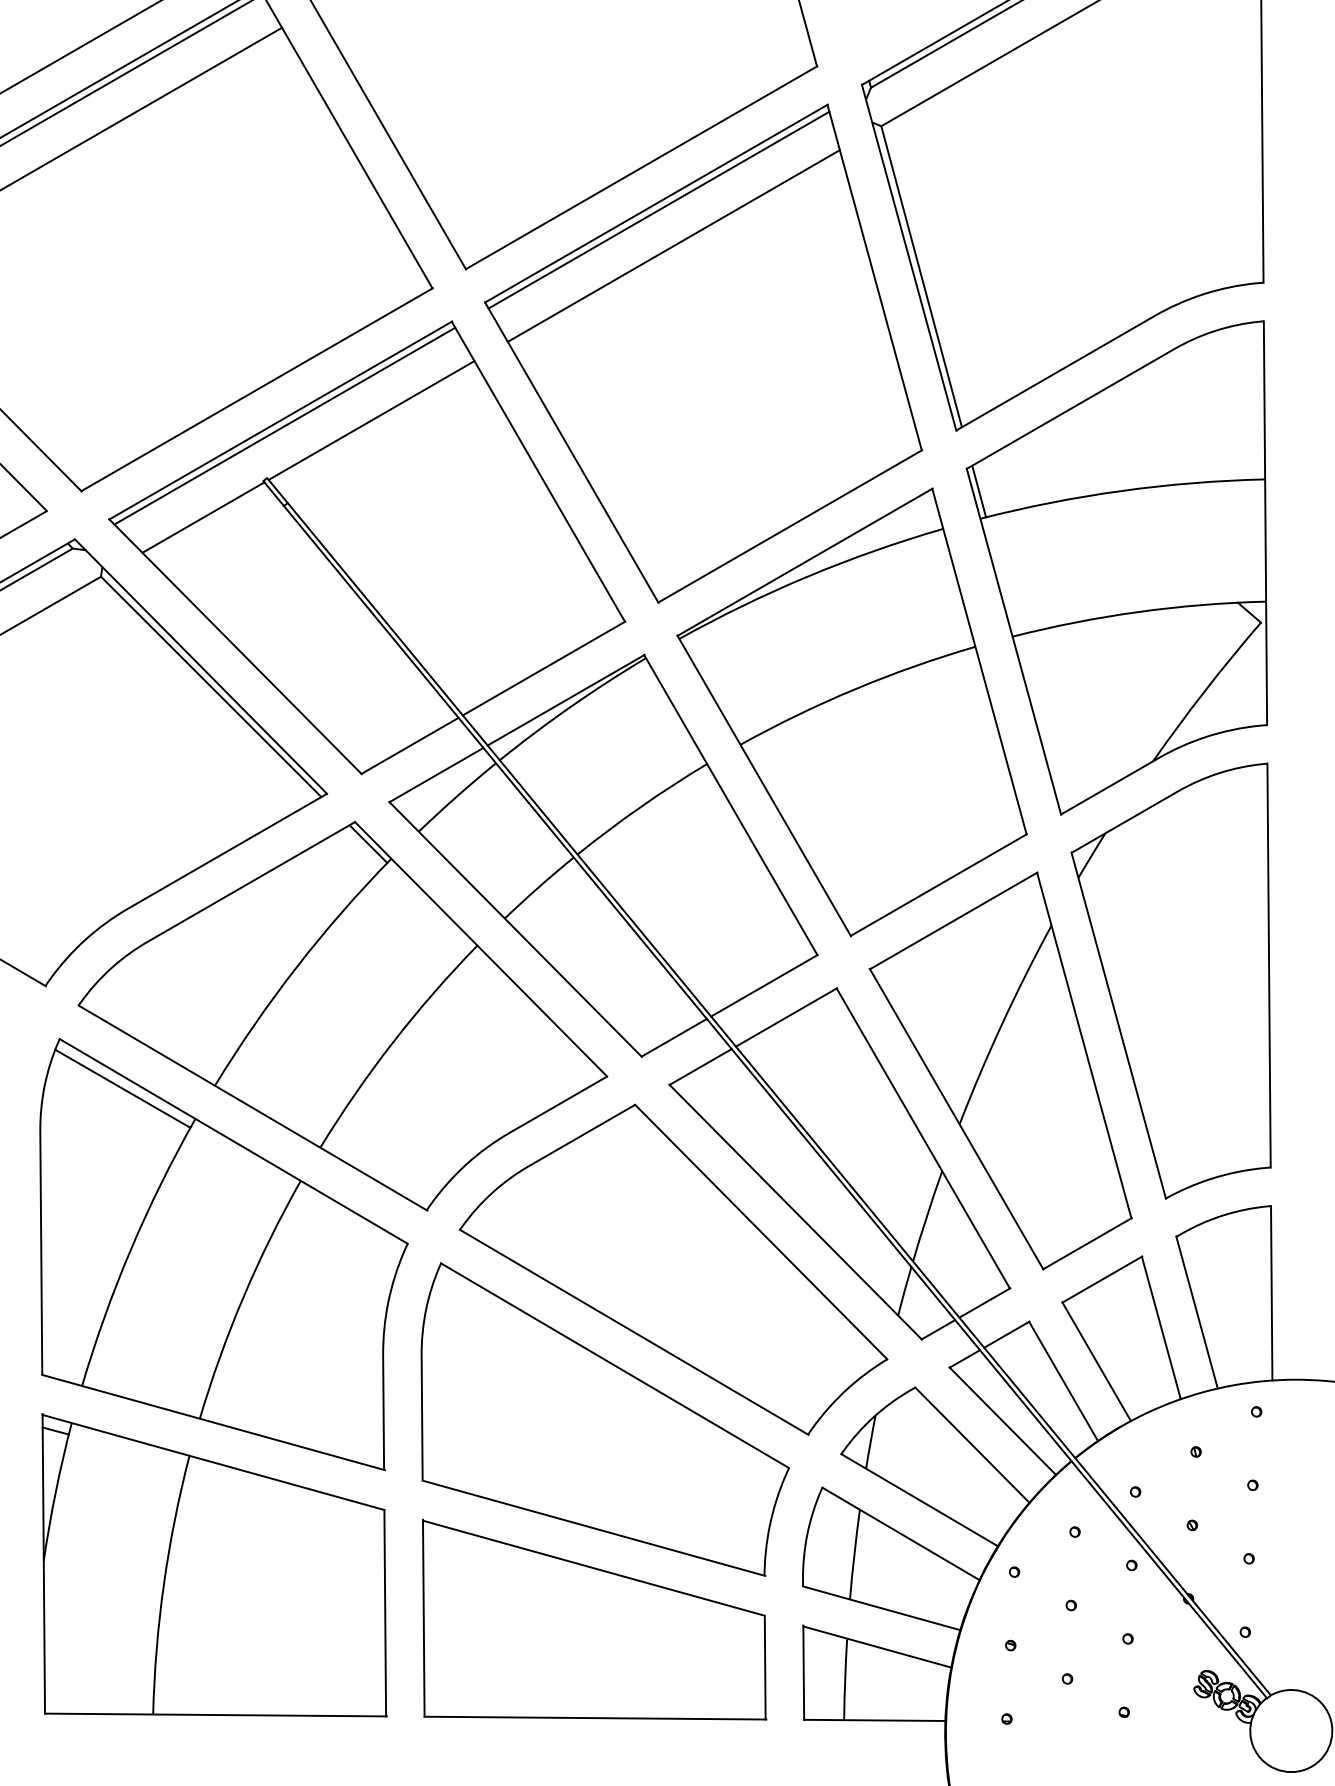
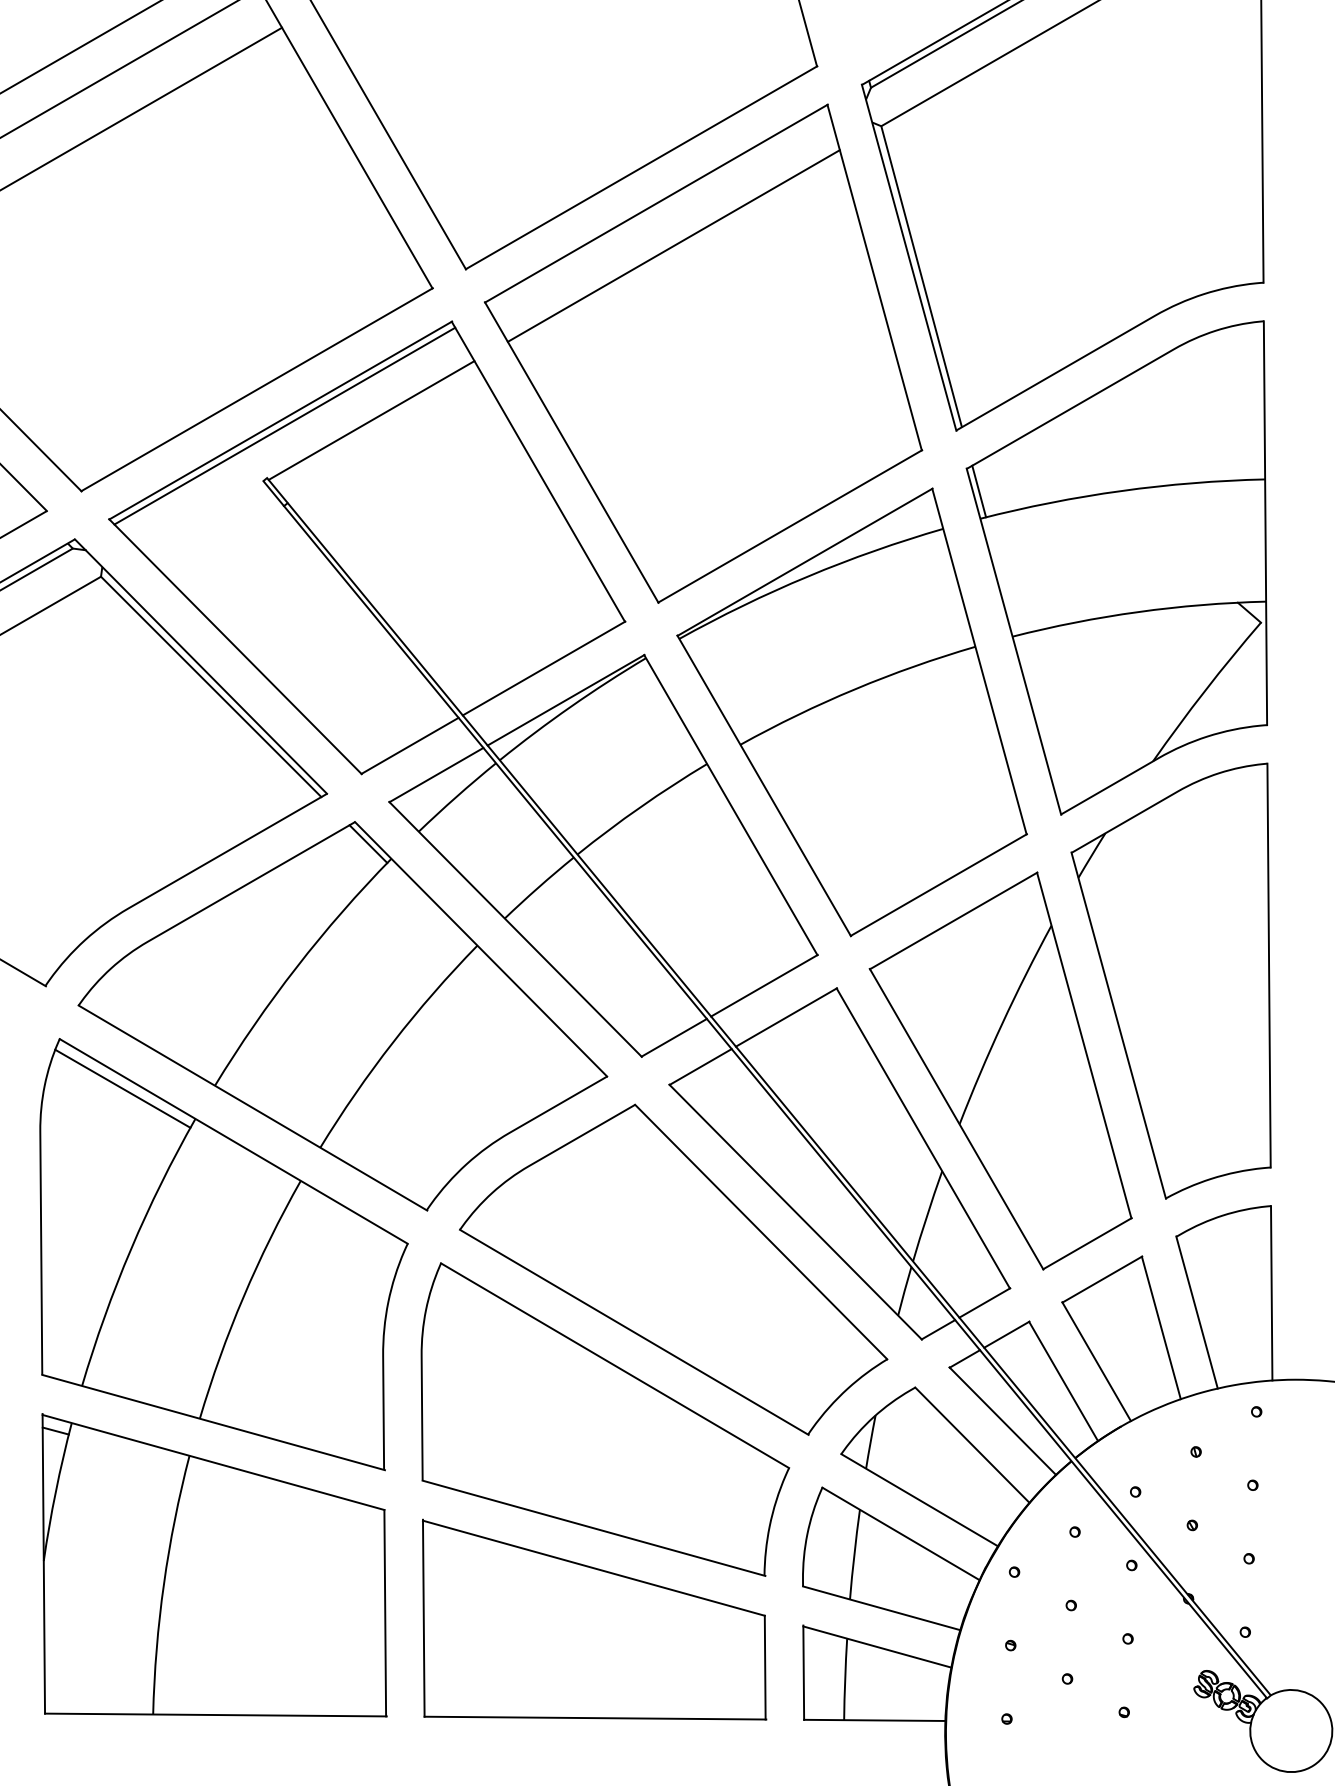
line: present -> none (125, 73)
line: present -> none (658, 209)
line: present -> none (203, 517)
